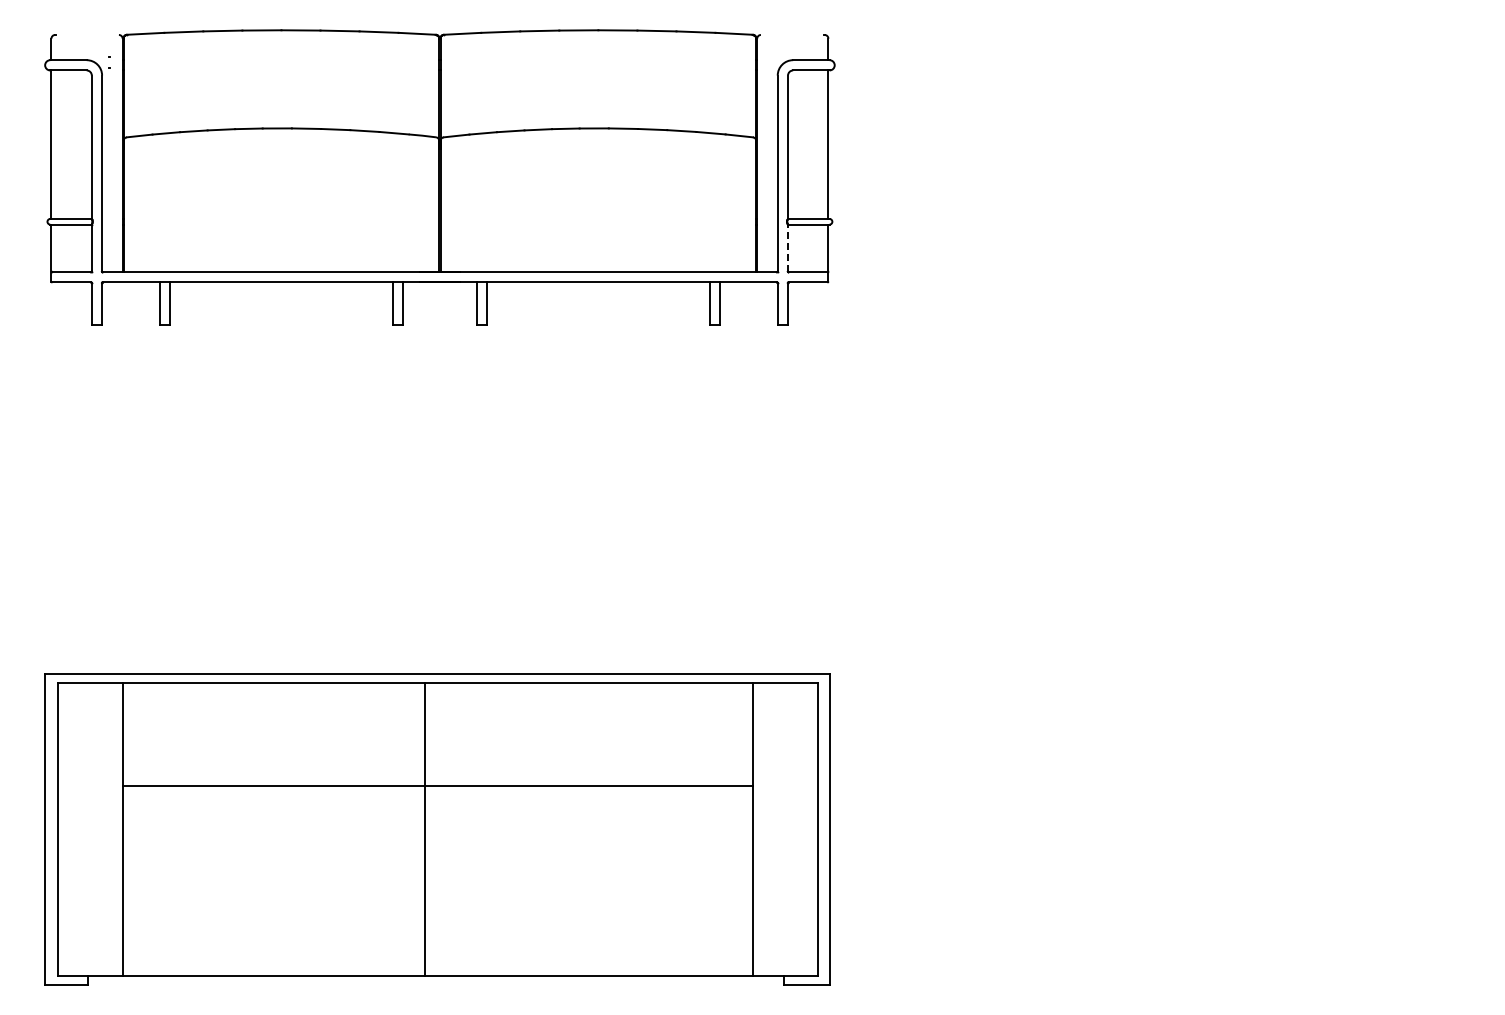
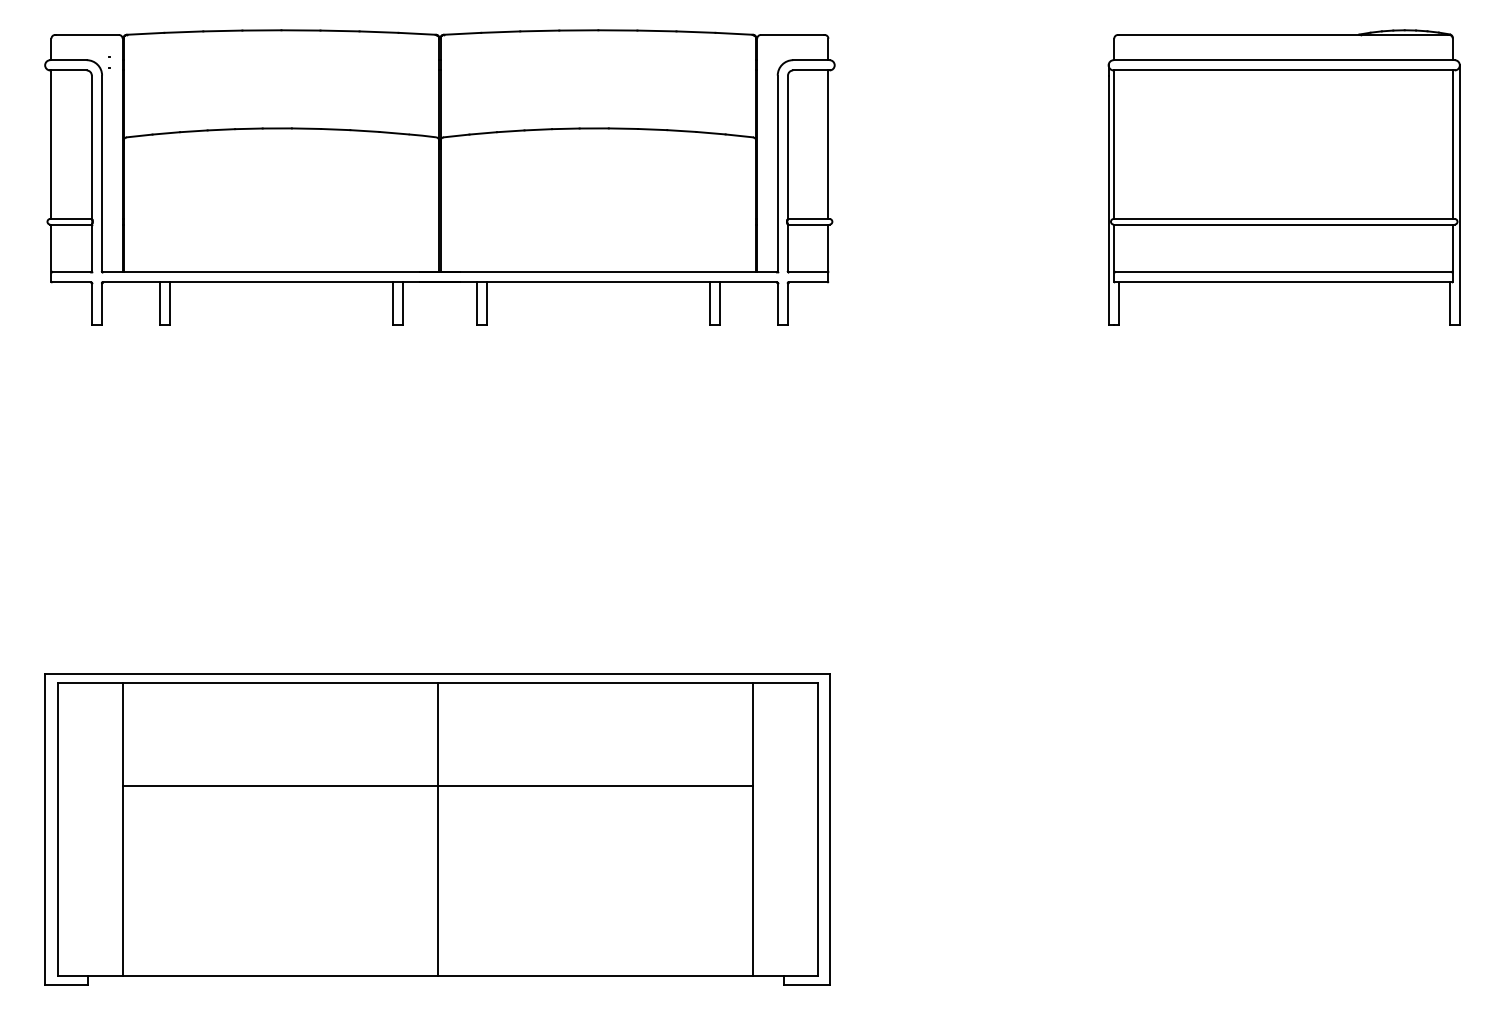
line: none -> present (87, 34)
line: none -> present (791, 34)
part: none -> present (1283, 177)
line: dashed -> solid (788, 248)
line position: (424, 829) -> (437, 829) (437, 829)
